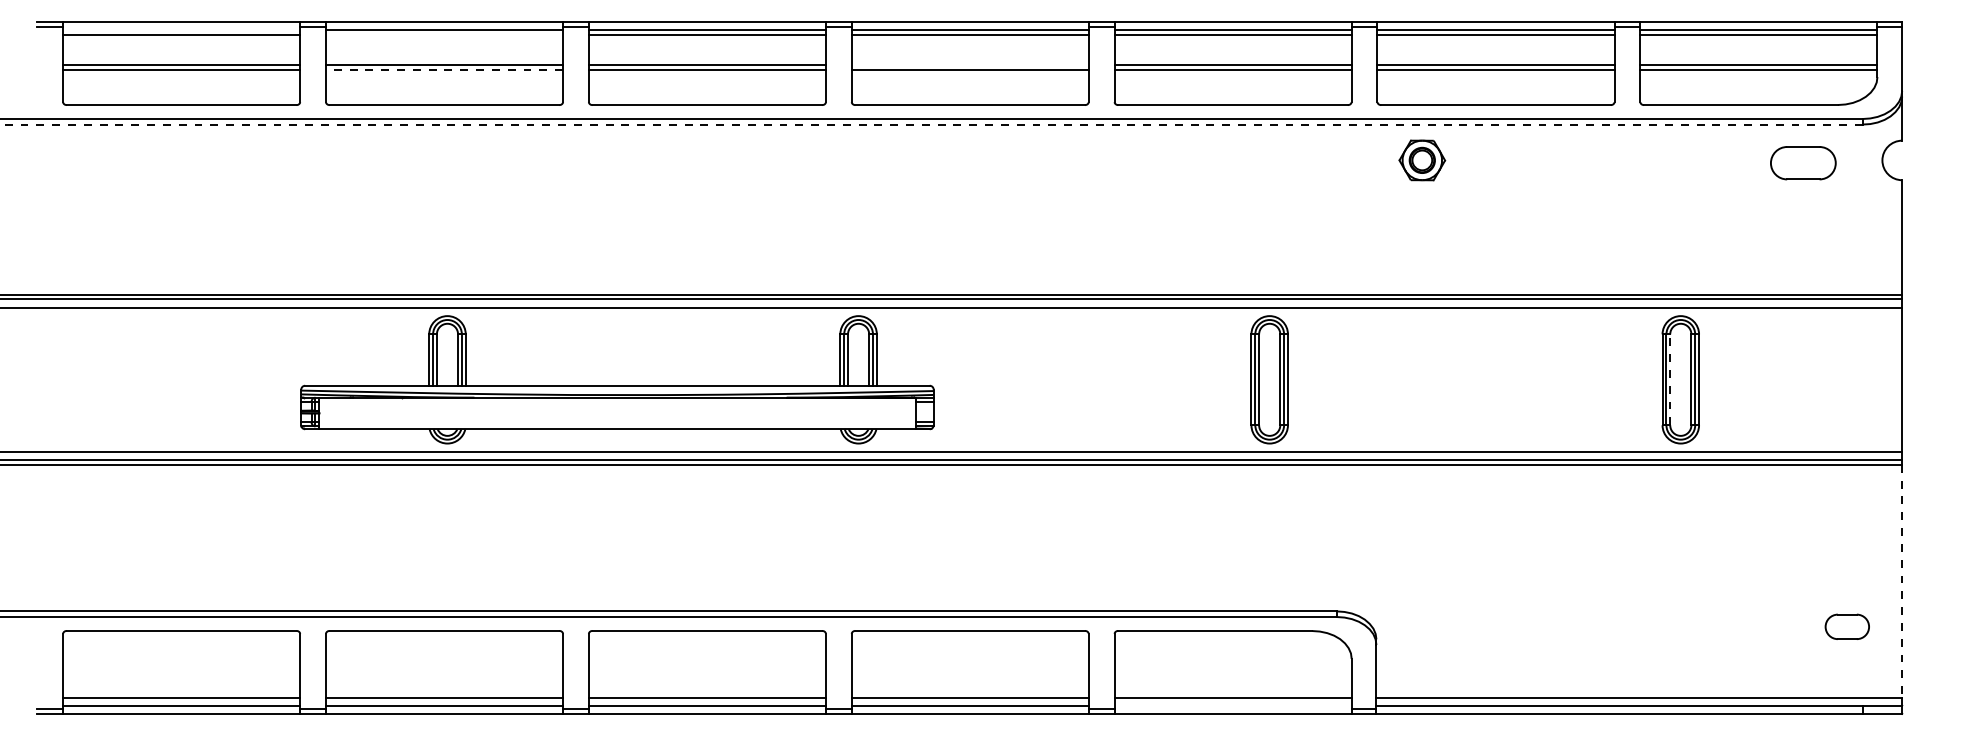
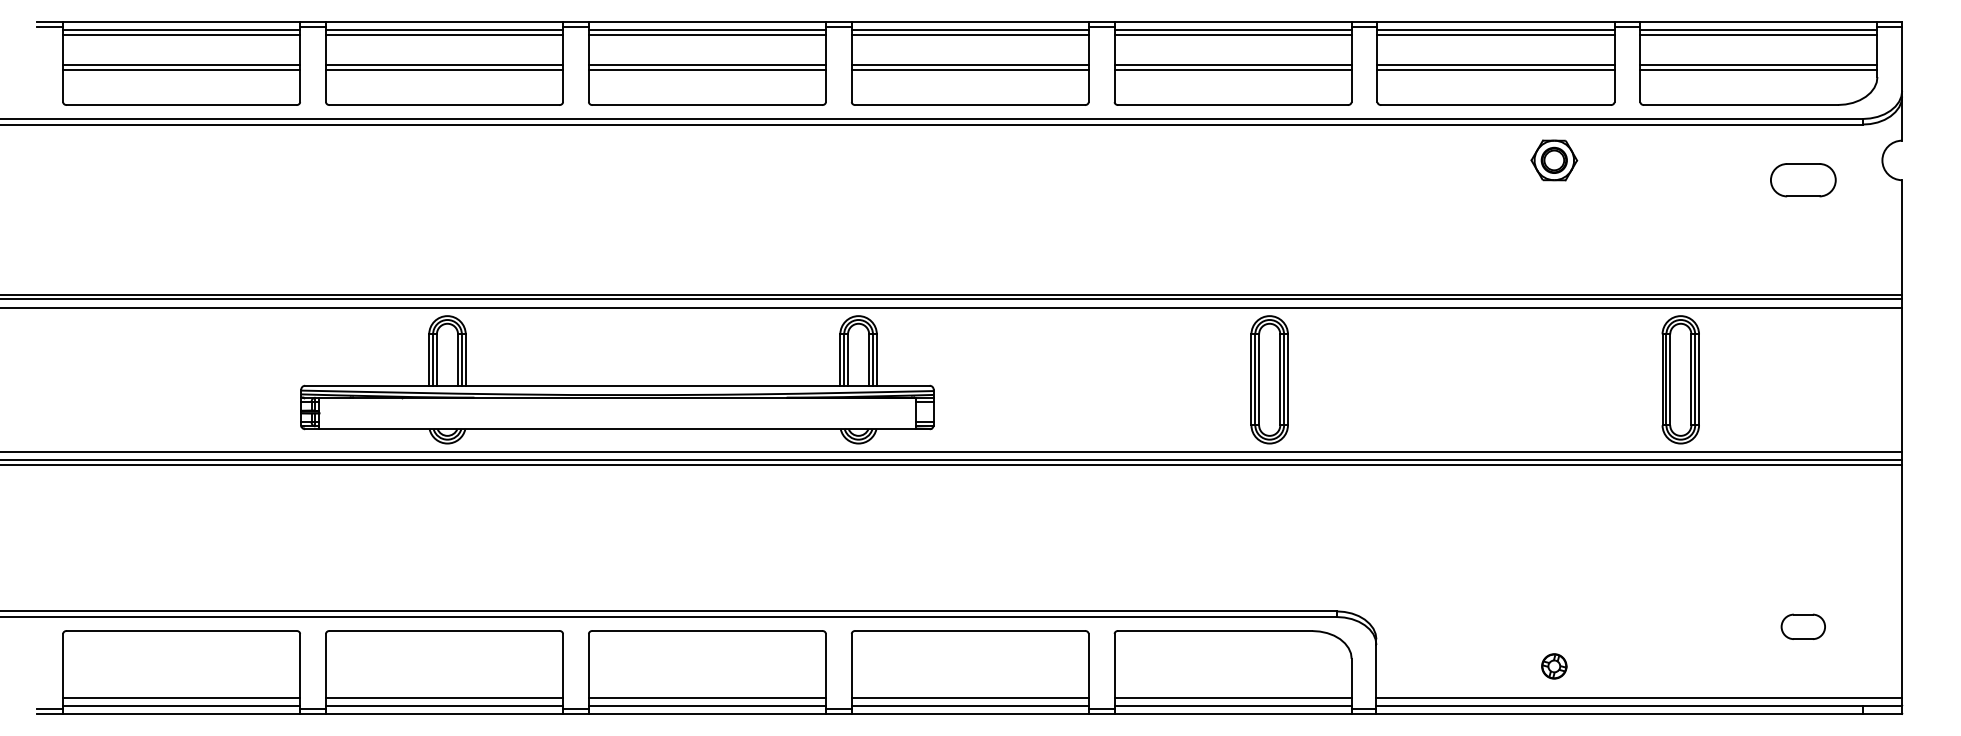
line: none -> present (181, 30)
line: none -> present (444, 34)
line: none -> present (969, 64)
line: dashed -> solid (444, 69)
line: dashed -> solid (931, 124)
part position: (1422, 160) -> (1554, 160) (1554, 160)
part position: (1803, 163) -> (1803, 180) (1803, 180)
line: dashed -> solid (1670, 379)
line: dashed -> solid (1902, 581)
part position: (1846, 626) -> (1802, 626) (1802, 626)
part: none -> present (1554, 666)
line: none -> present (1232, 705)
